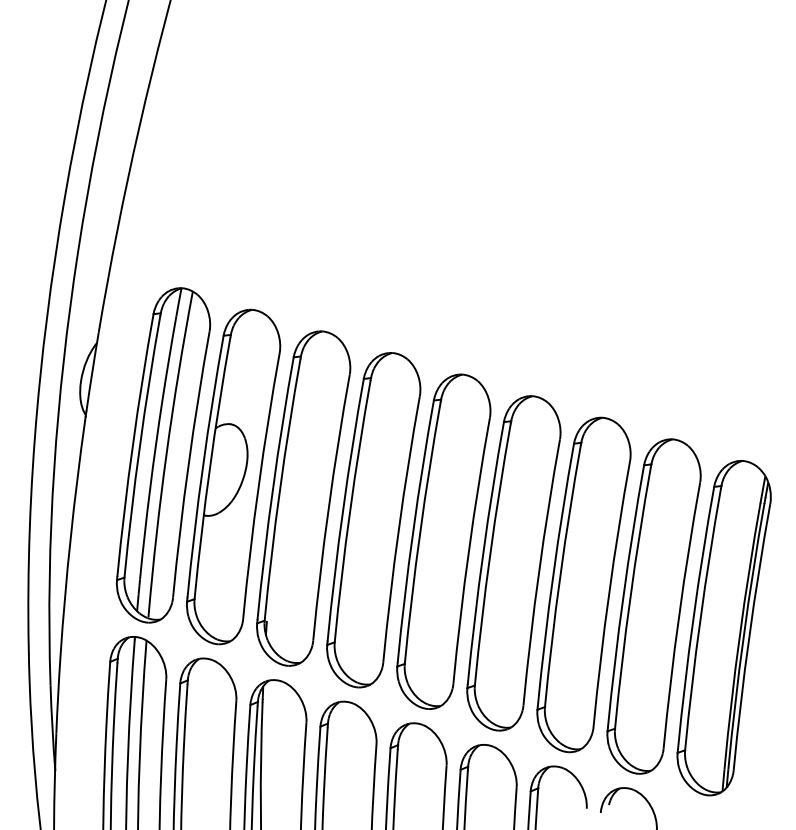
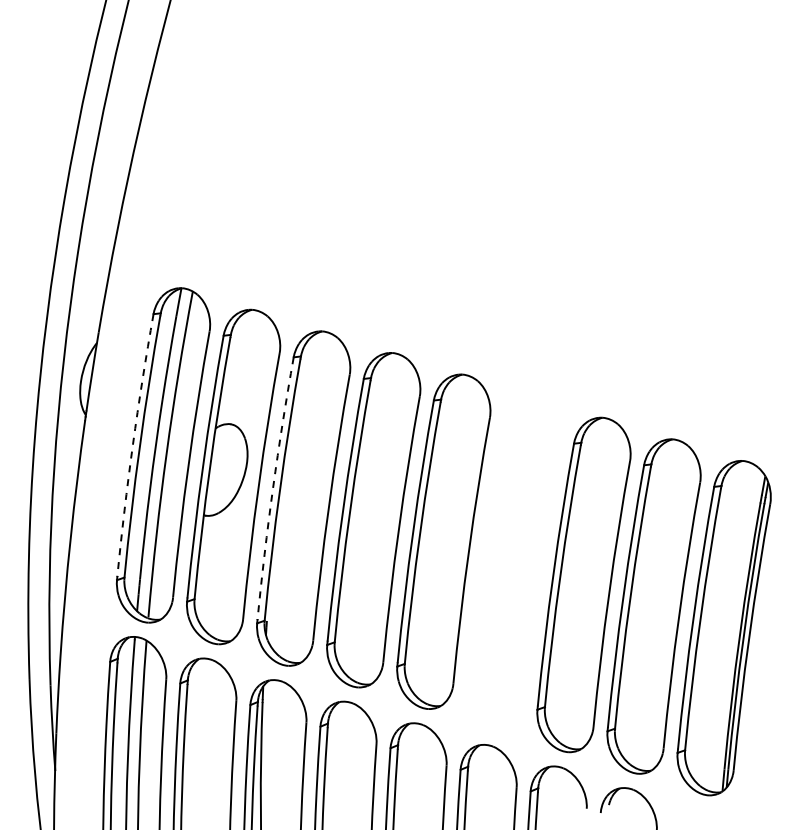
arc: solid -> dashed (132, 445)
arc: solid -> dashed (273, 488)
part: present -> none (513, 563)
